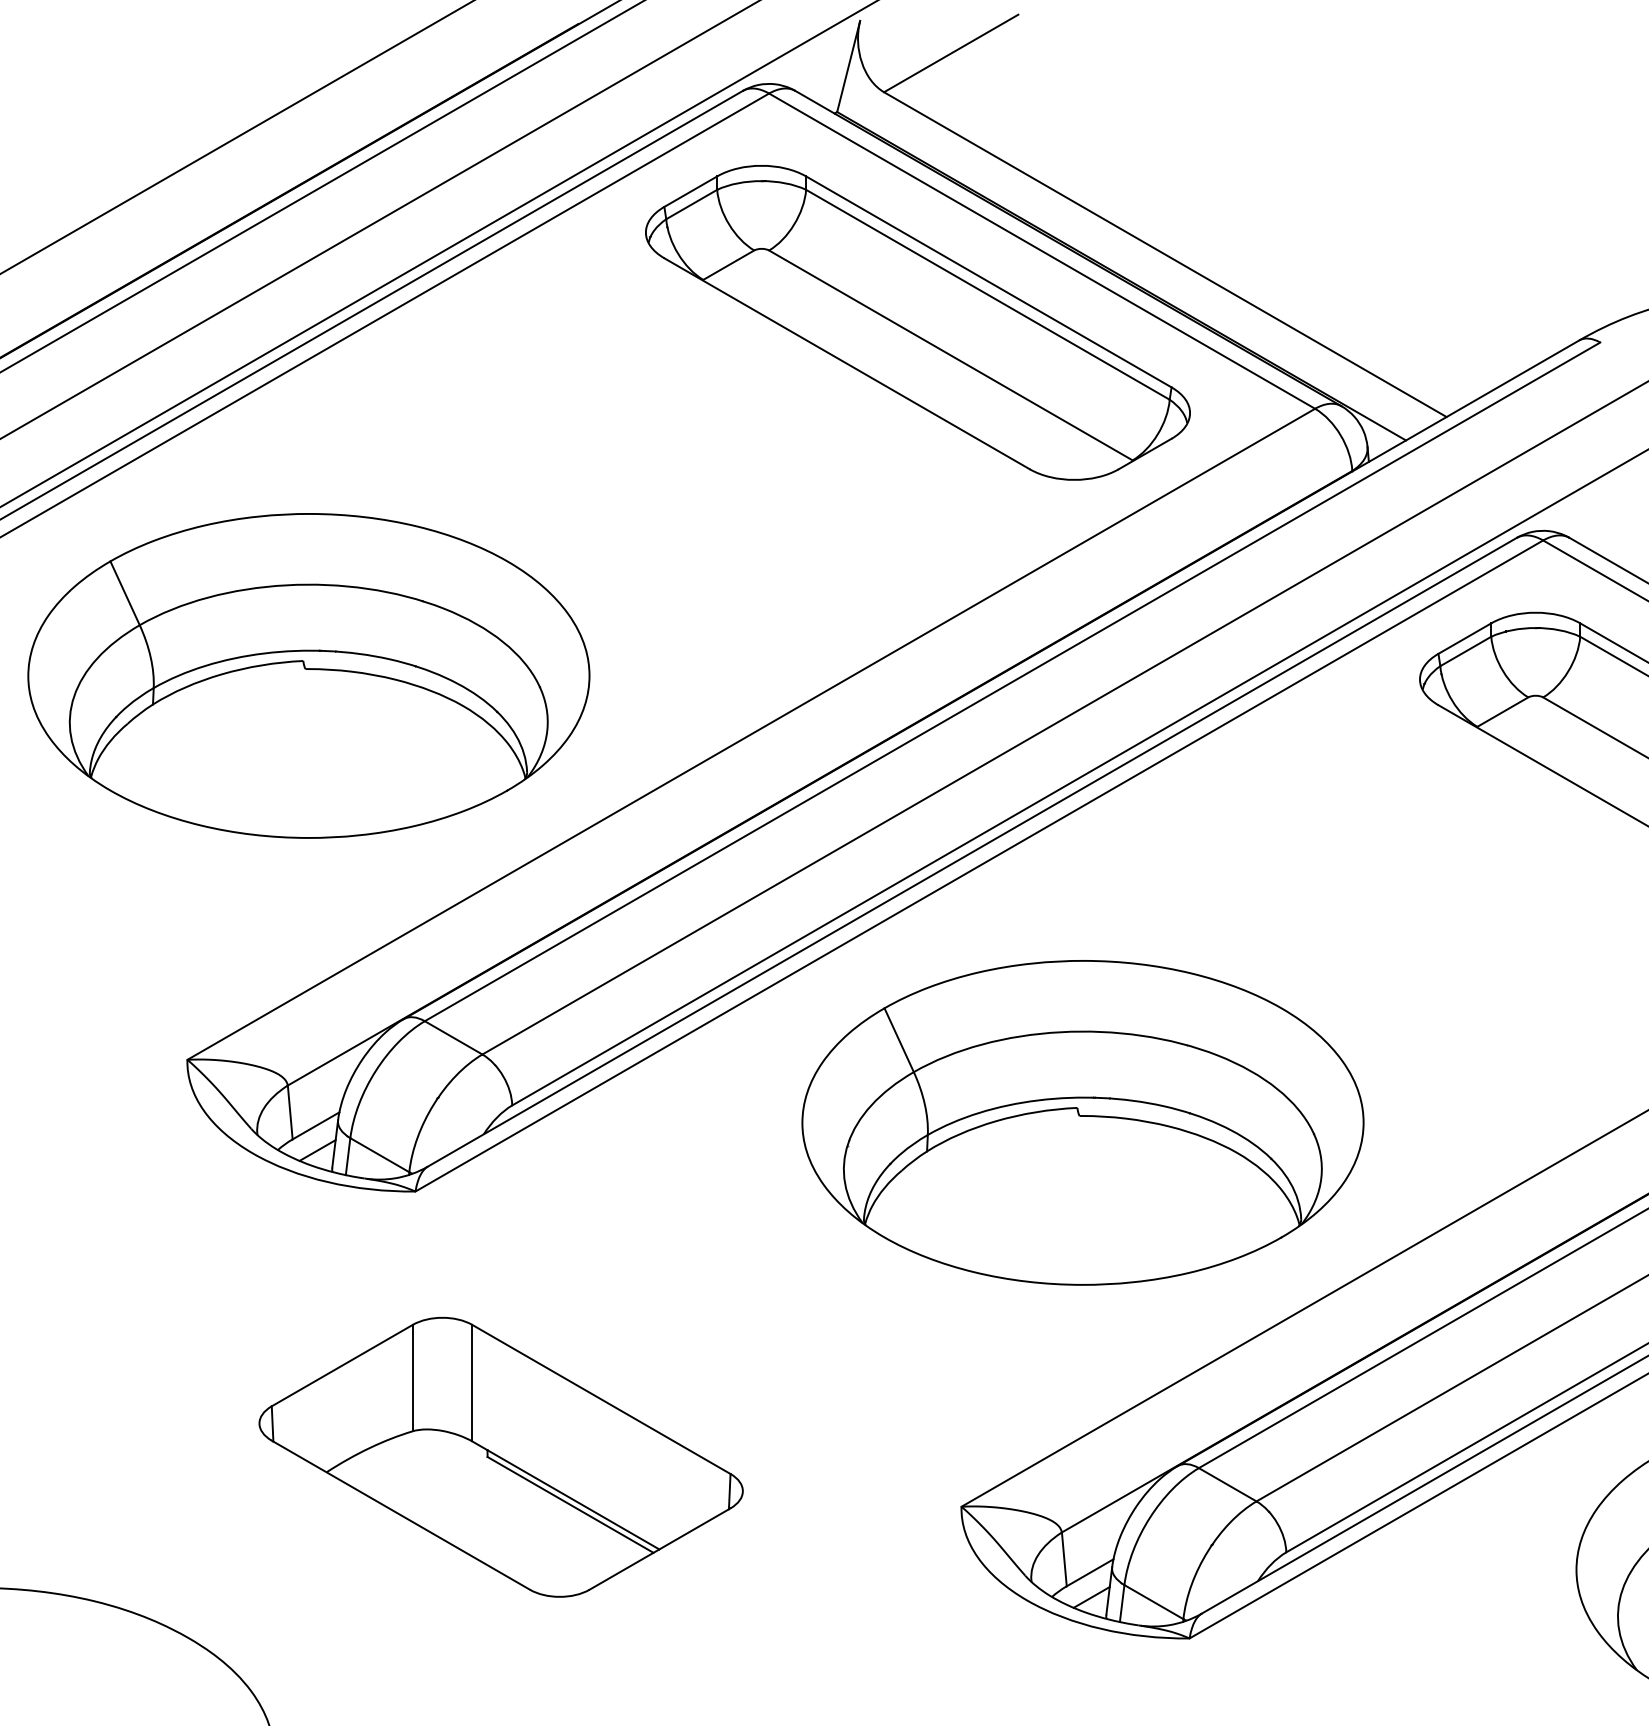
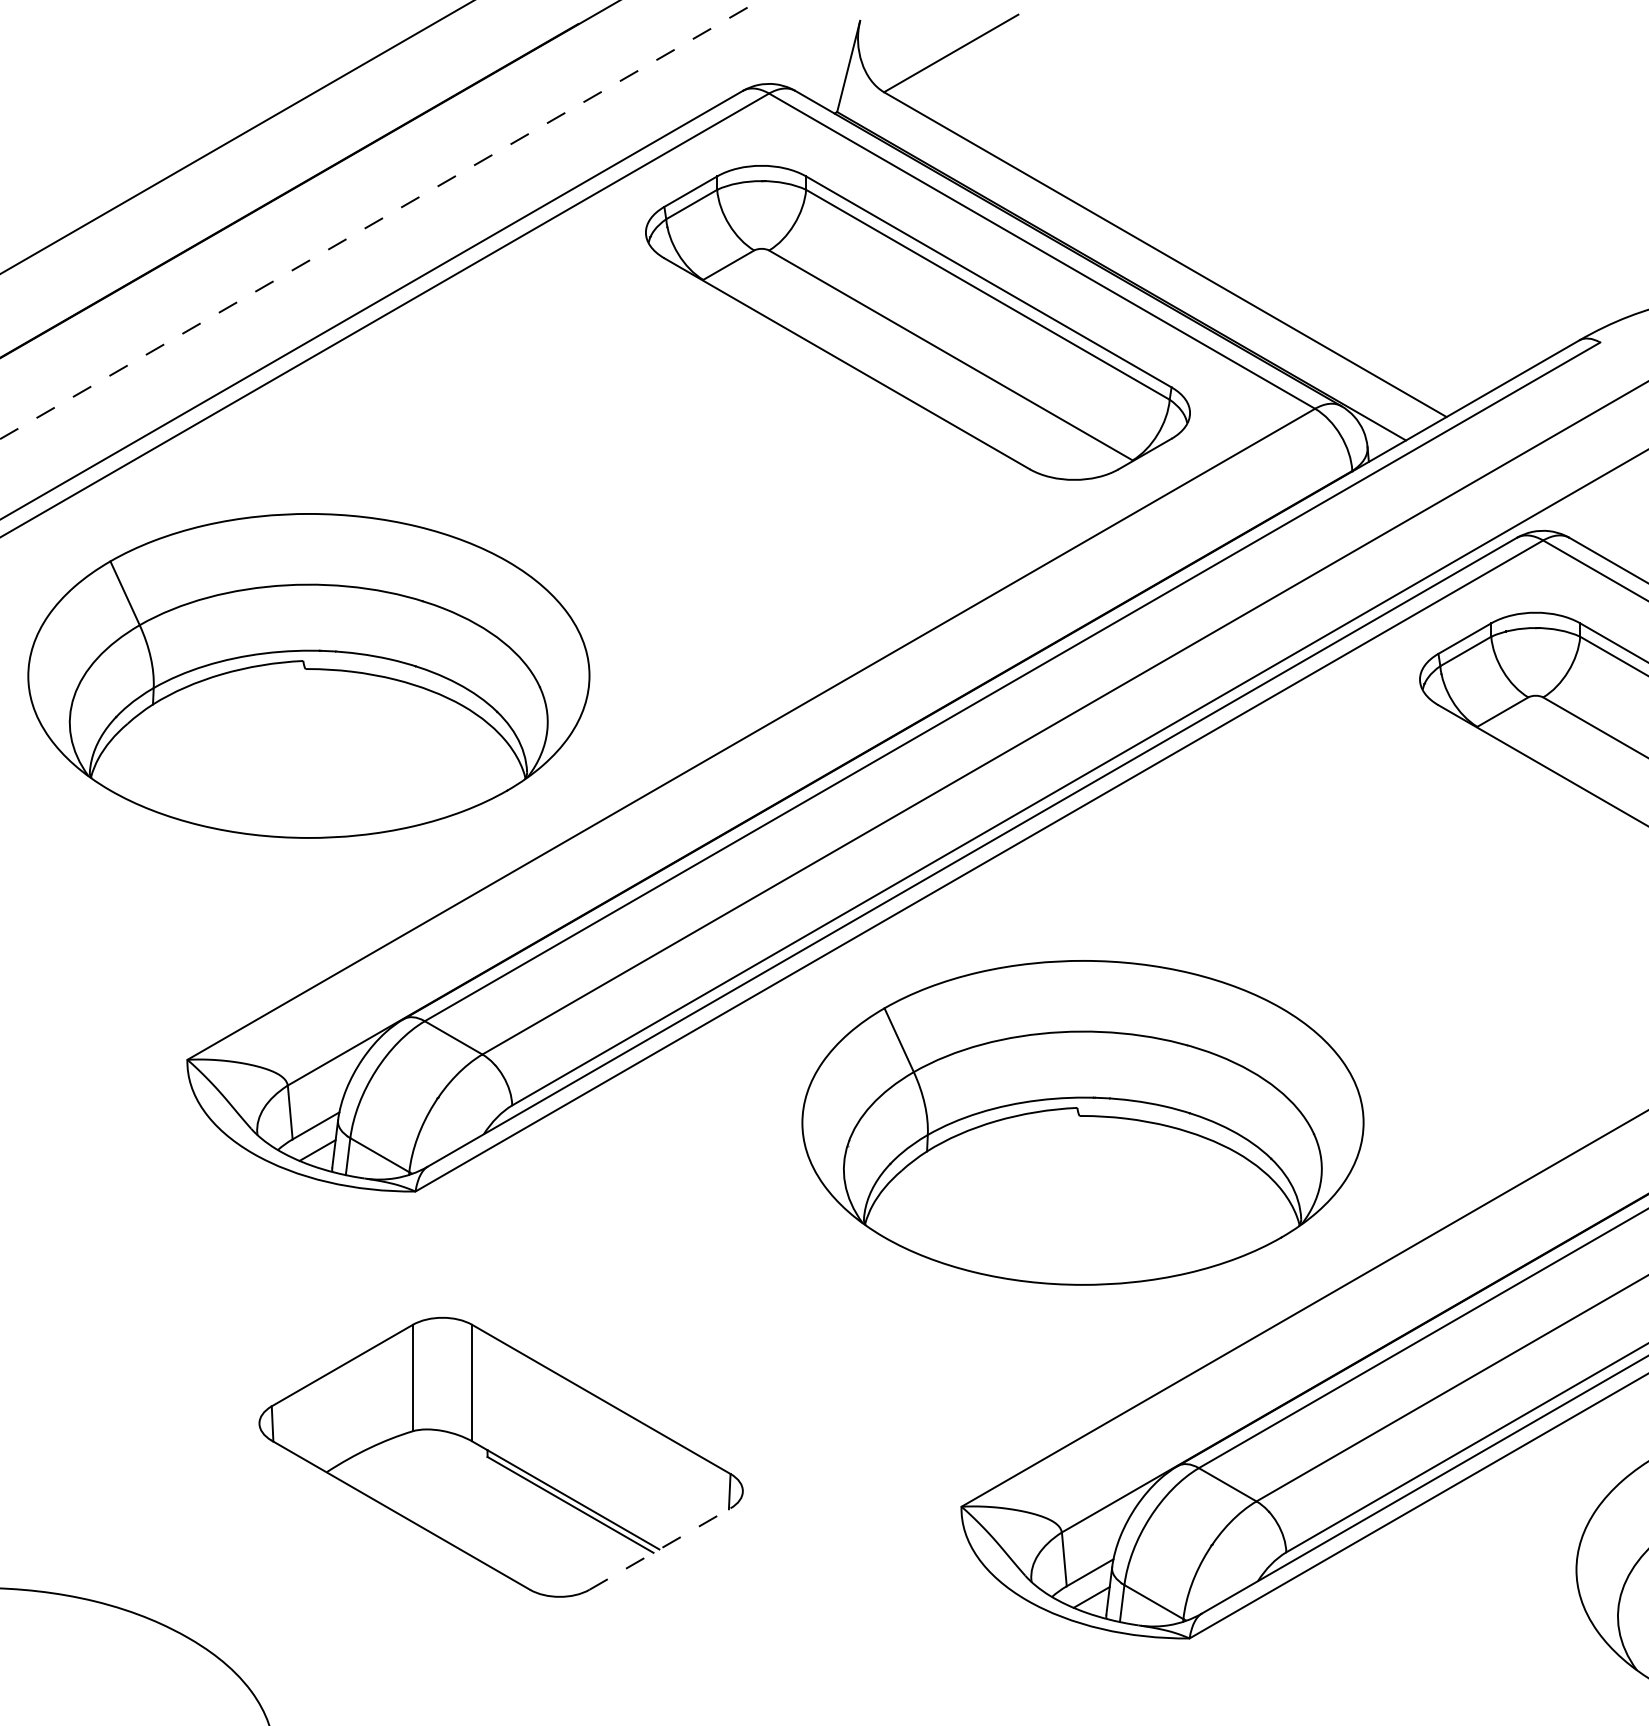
line: present -> none (321, 186)
line: solid -> dashed (380, 219)
line: present -> none (438, 254)
line: solid -> dashed (660, 1548)
